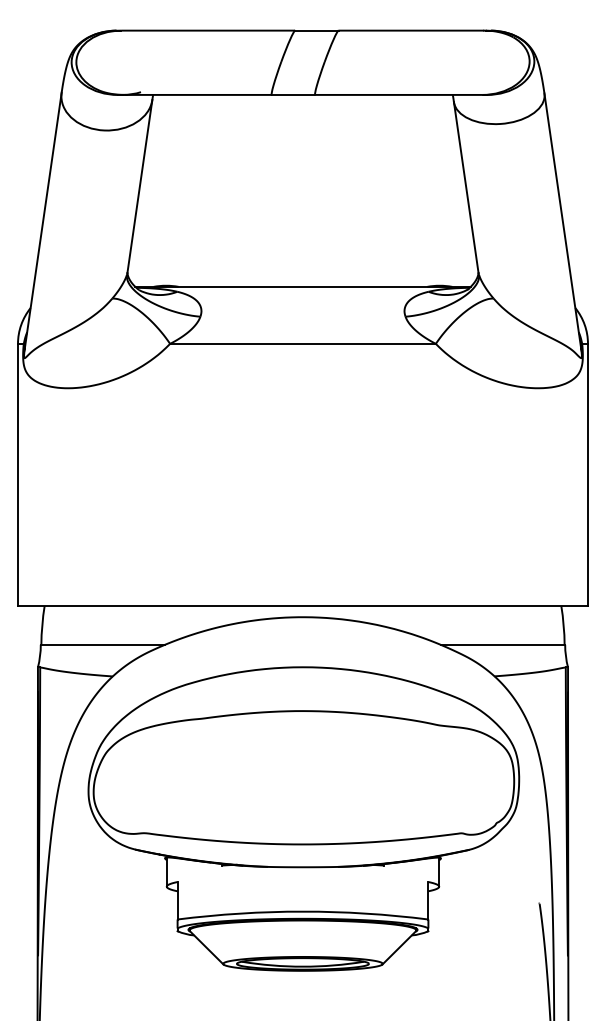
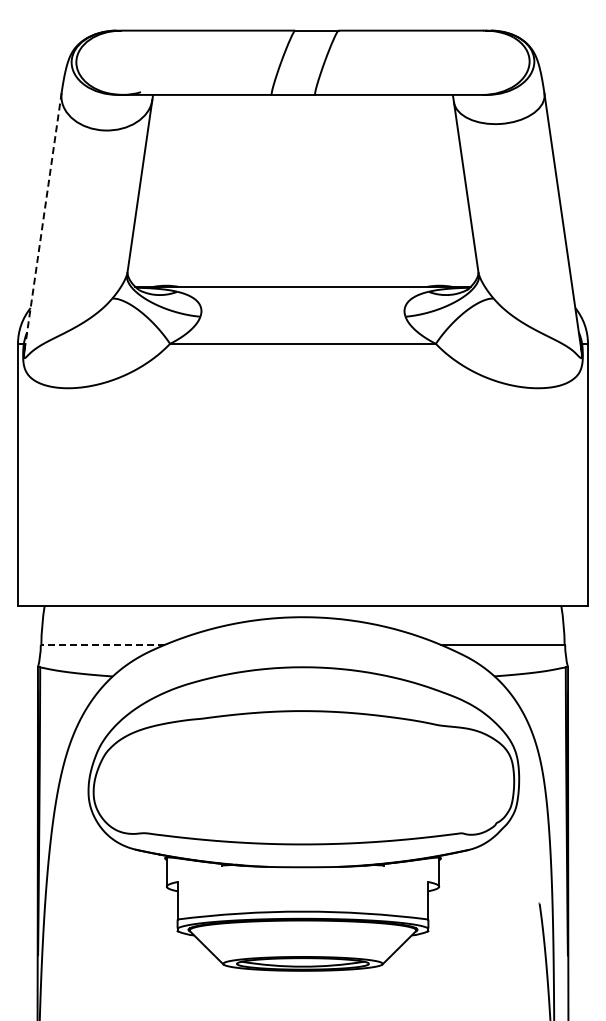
line: solid -> dashed (43, 221)
line: solid -> dashed (102, 644)
